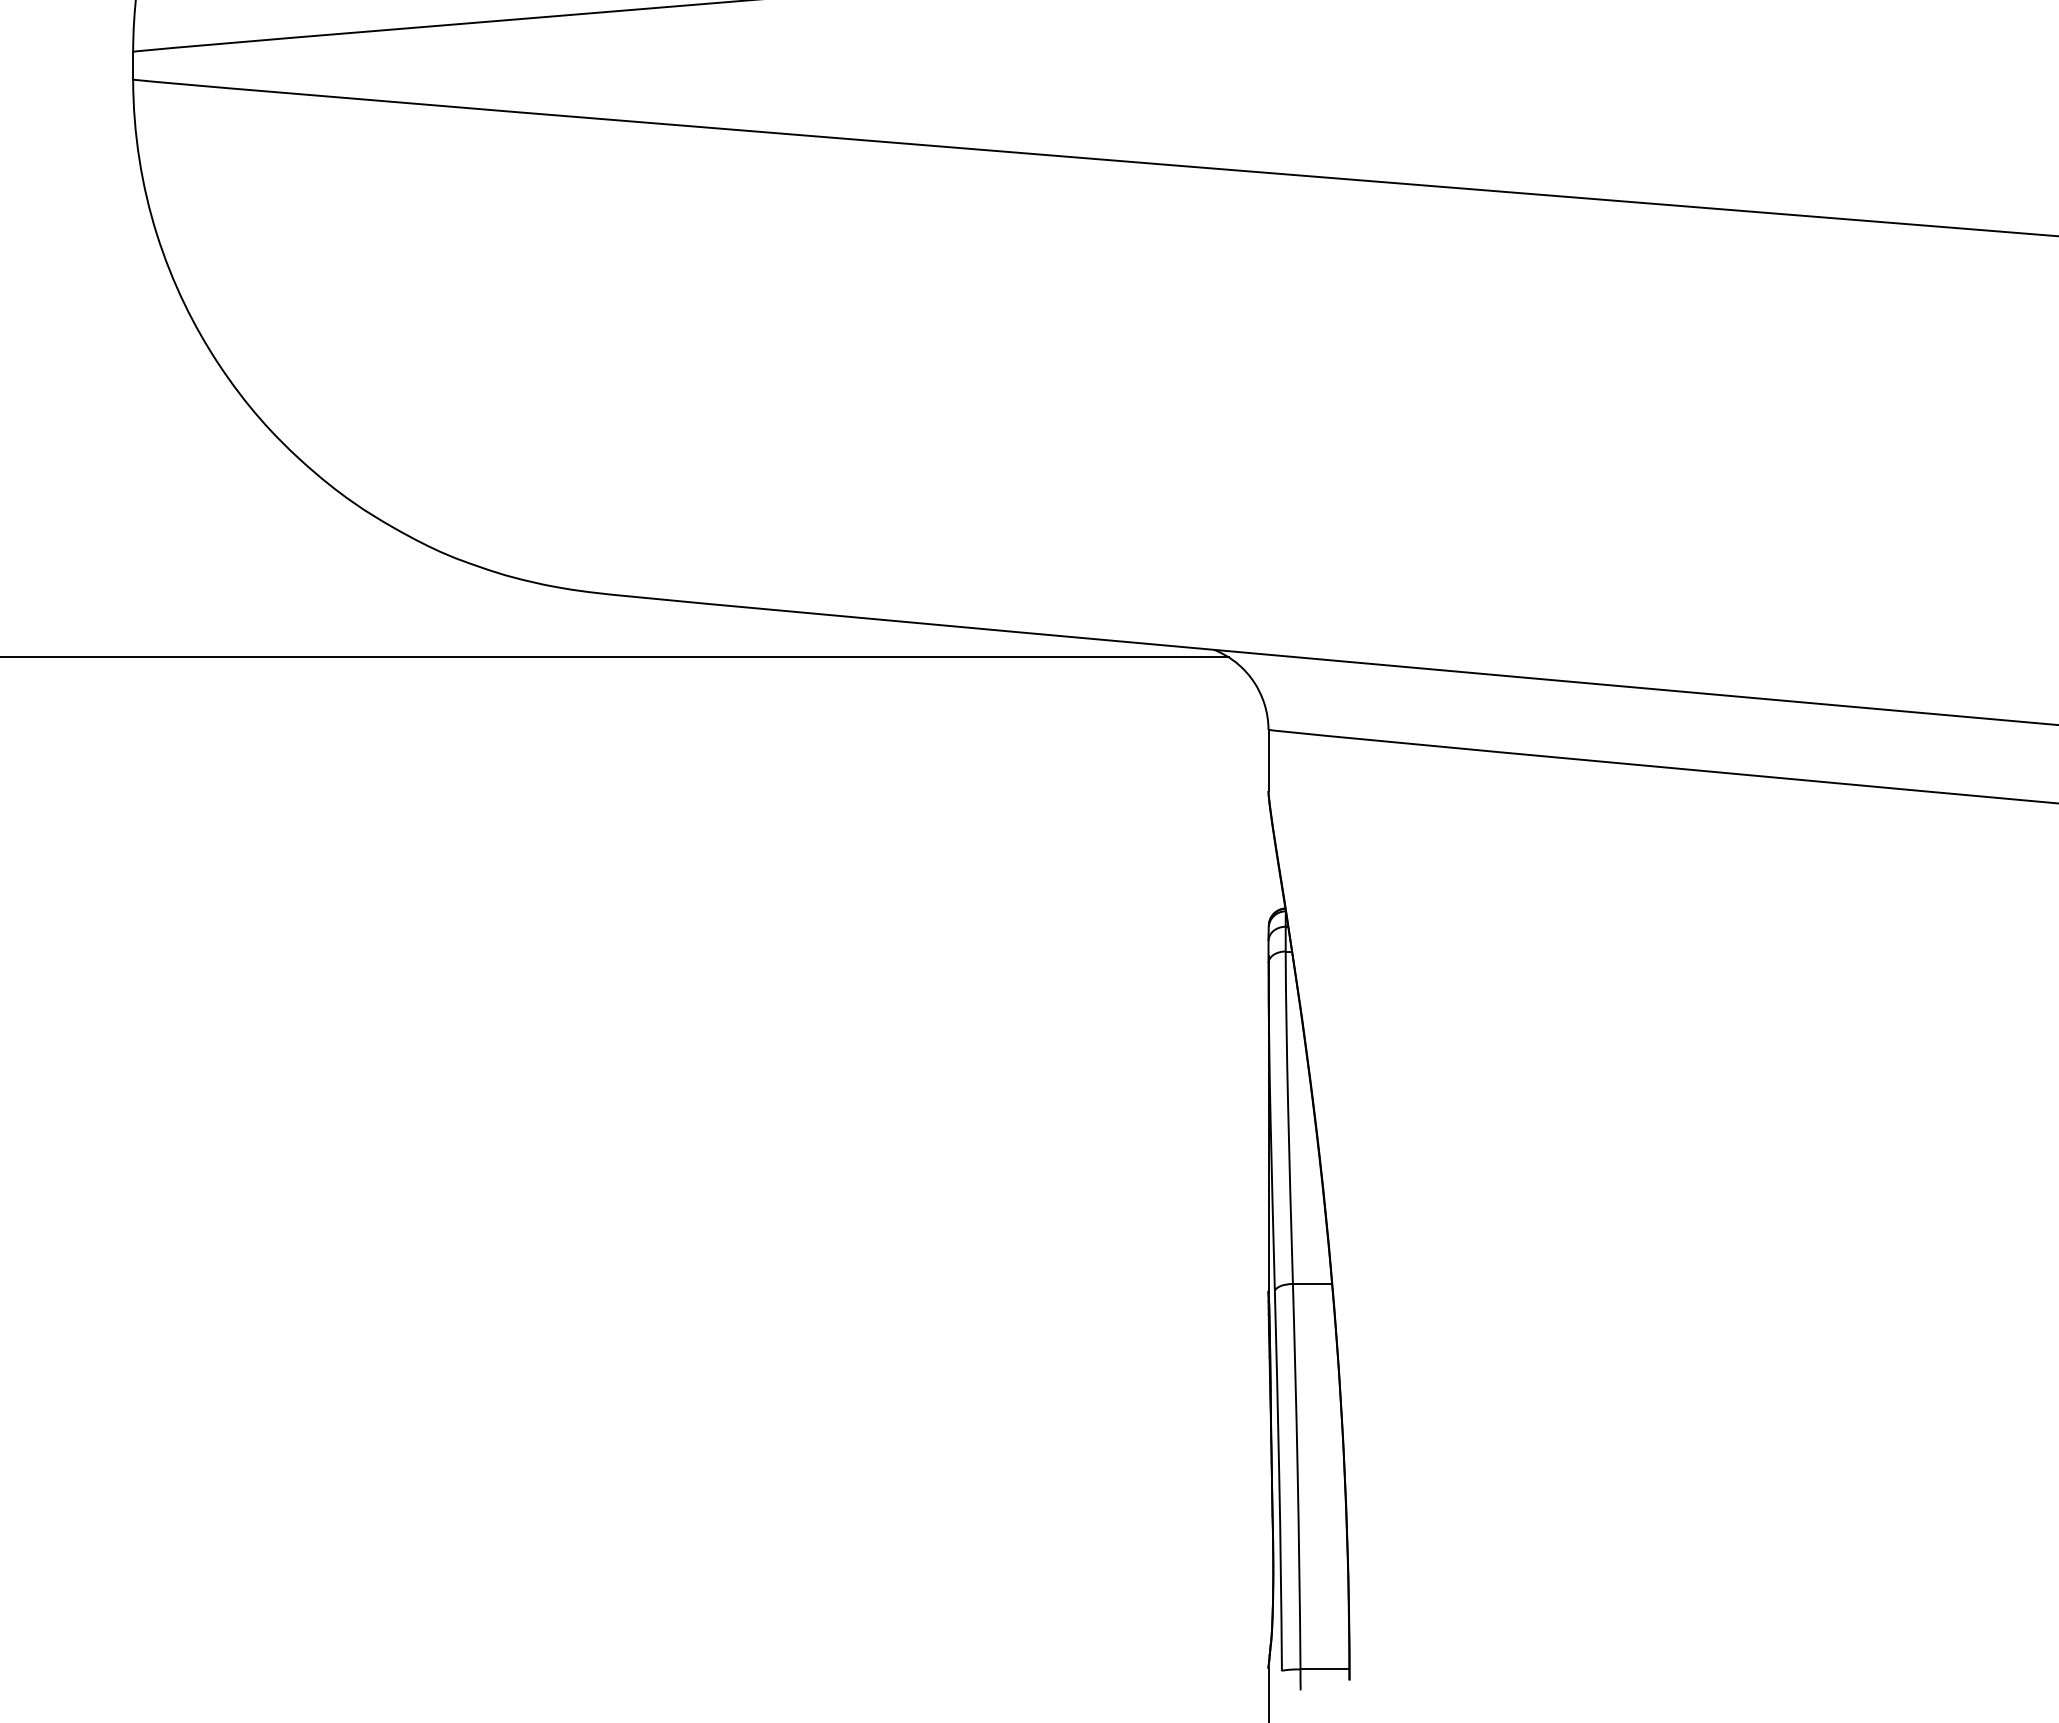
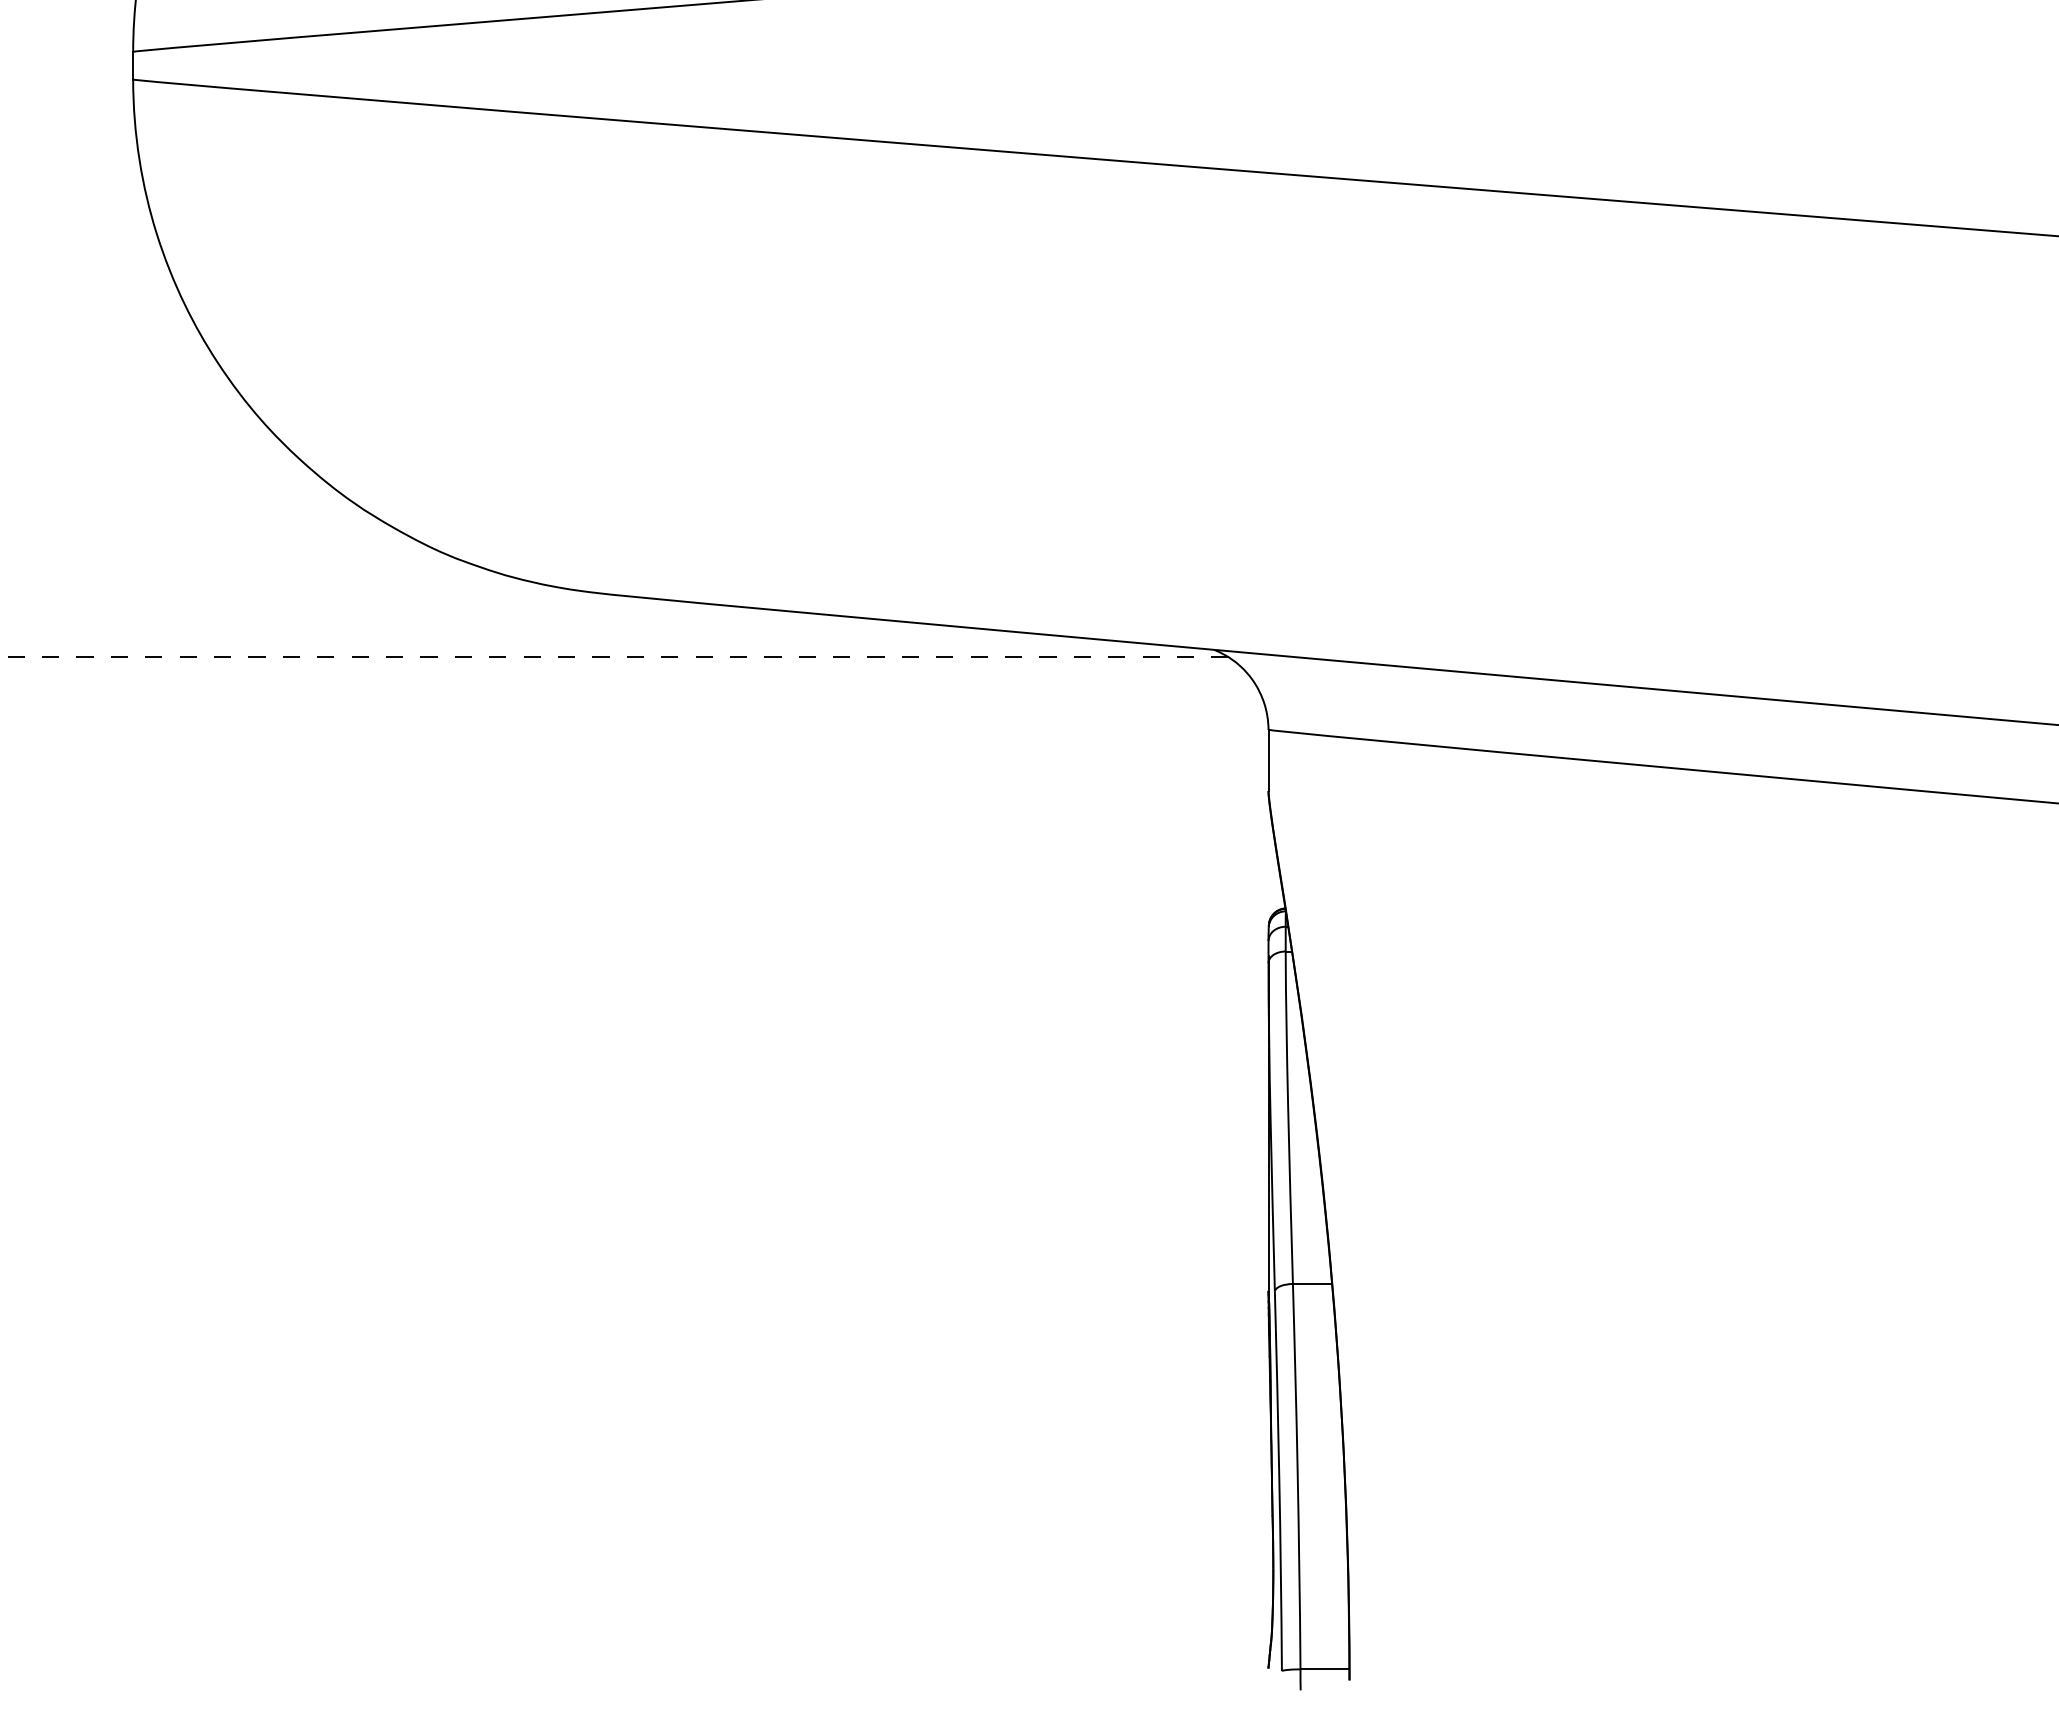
line: solid -> dashed (614, 657)
line: present -> none (1268, 1693)
